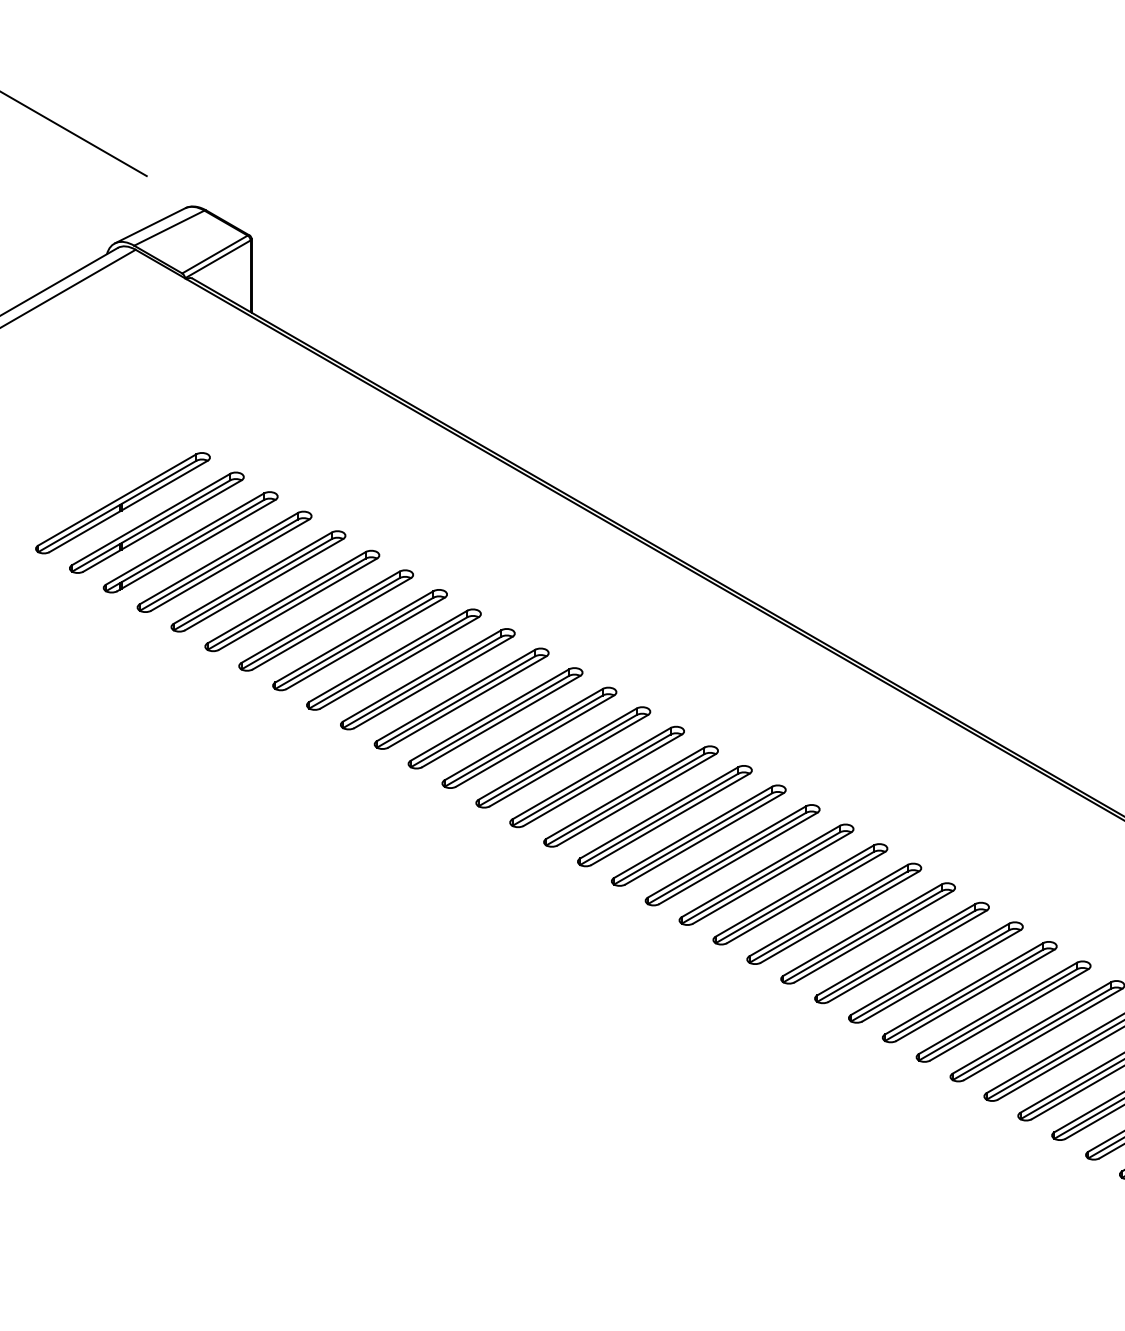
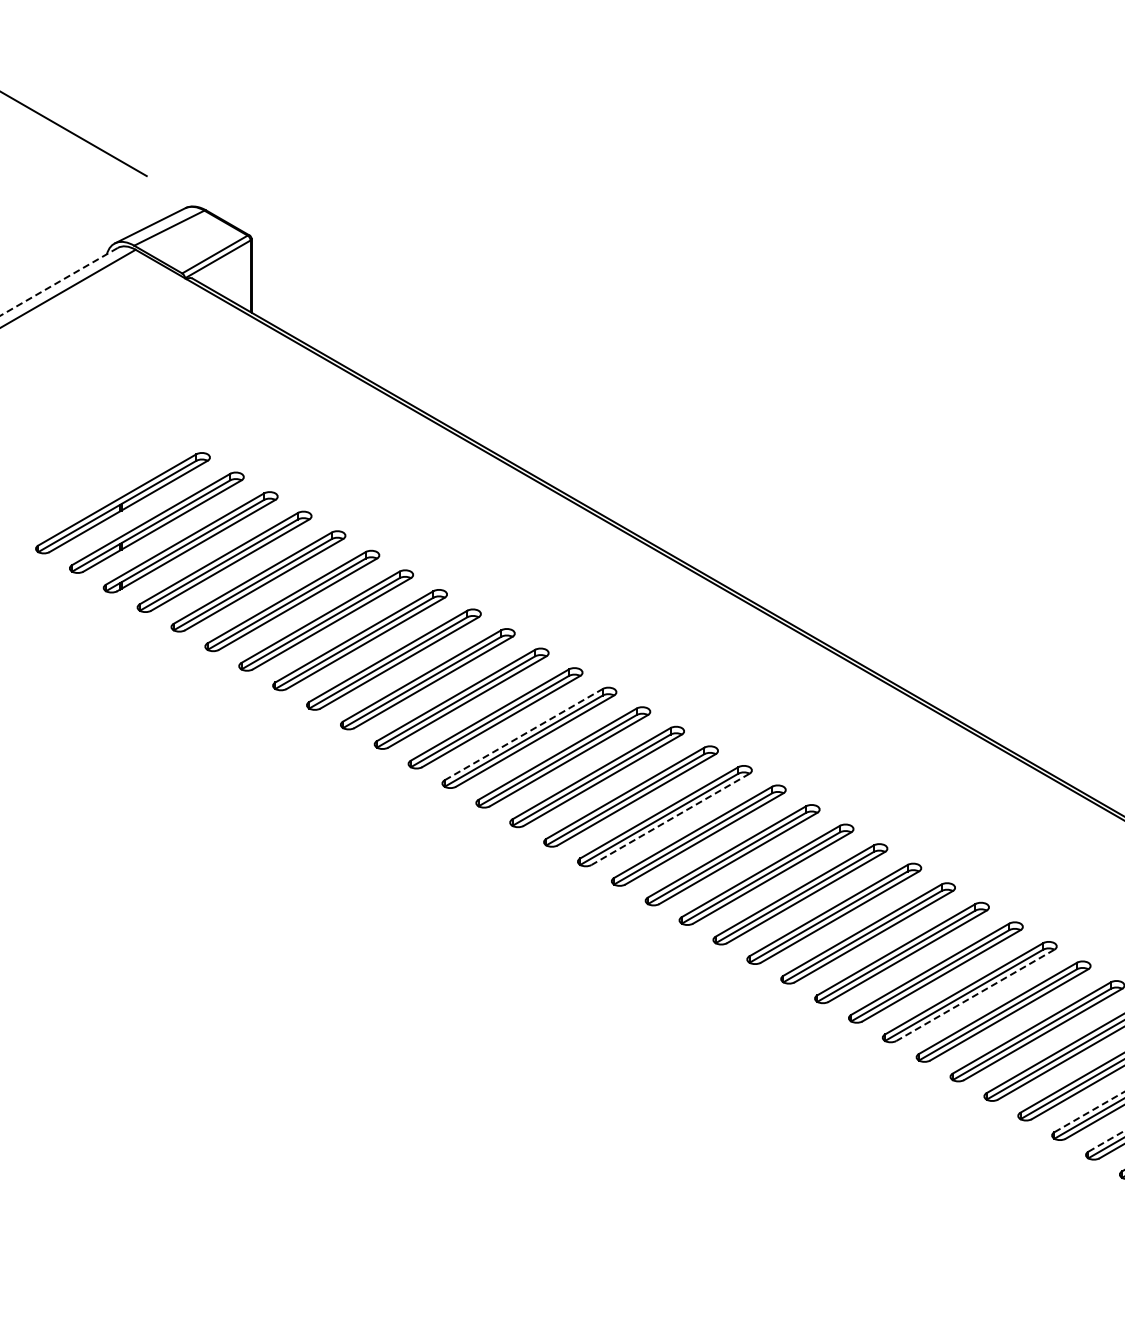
line: solid -> dashed (58, 282)
line: solid -> dashed (524, 734)
line: solid -> dashed (670, 819)
line: solid -> dashed (974, 995)
line: solid -> dashed (1089, 1111)
line: solid -> dashed (1106, 1141)
